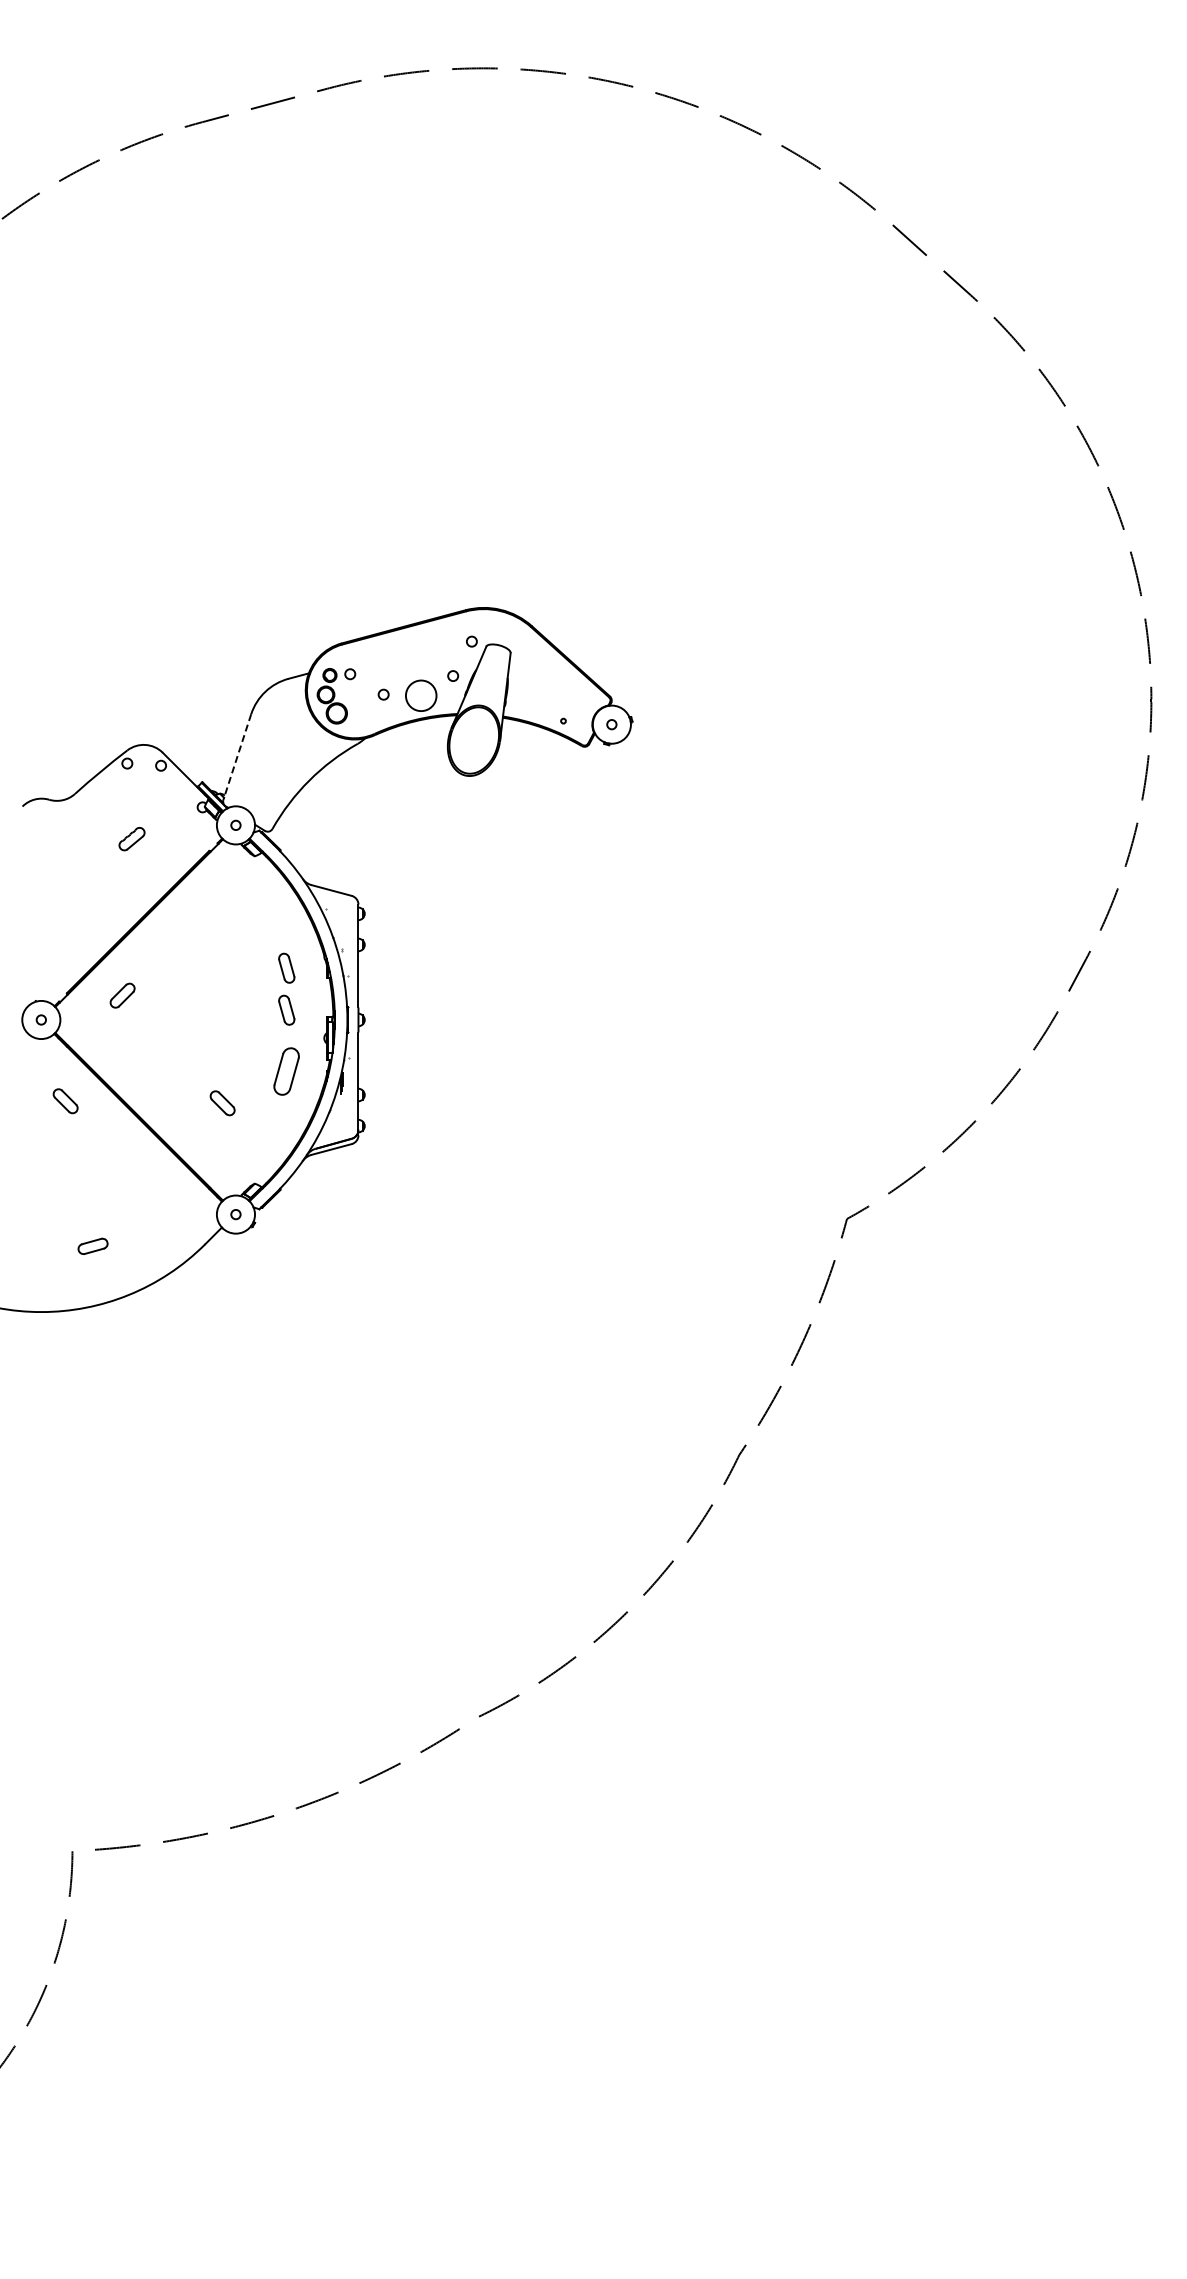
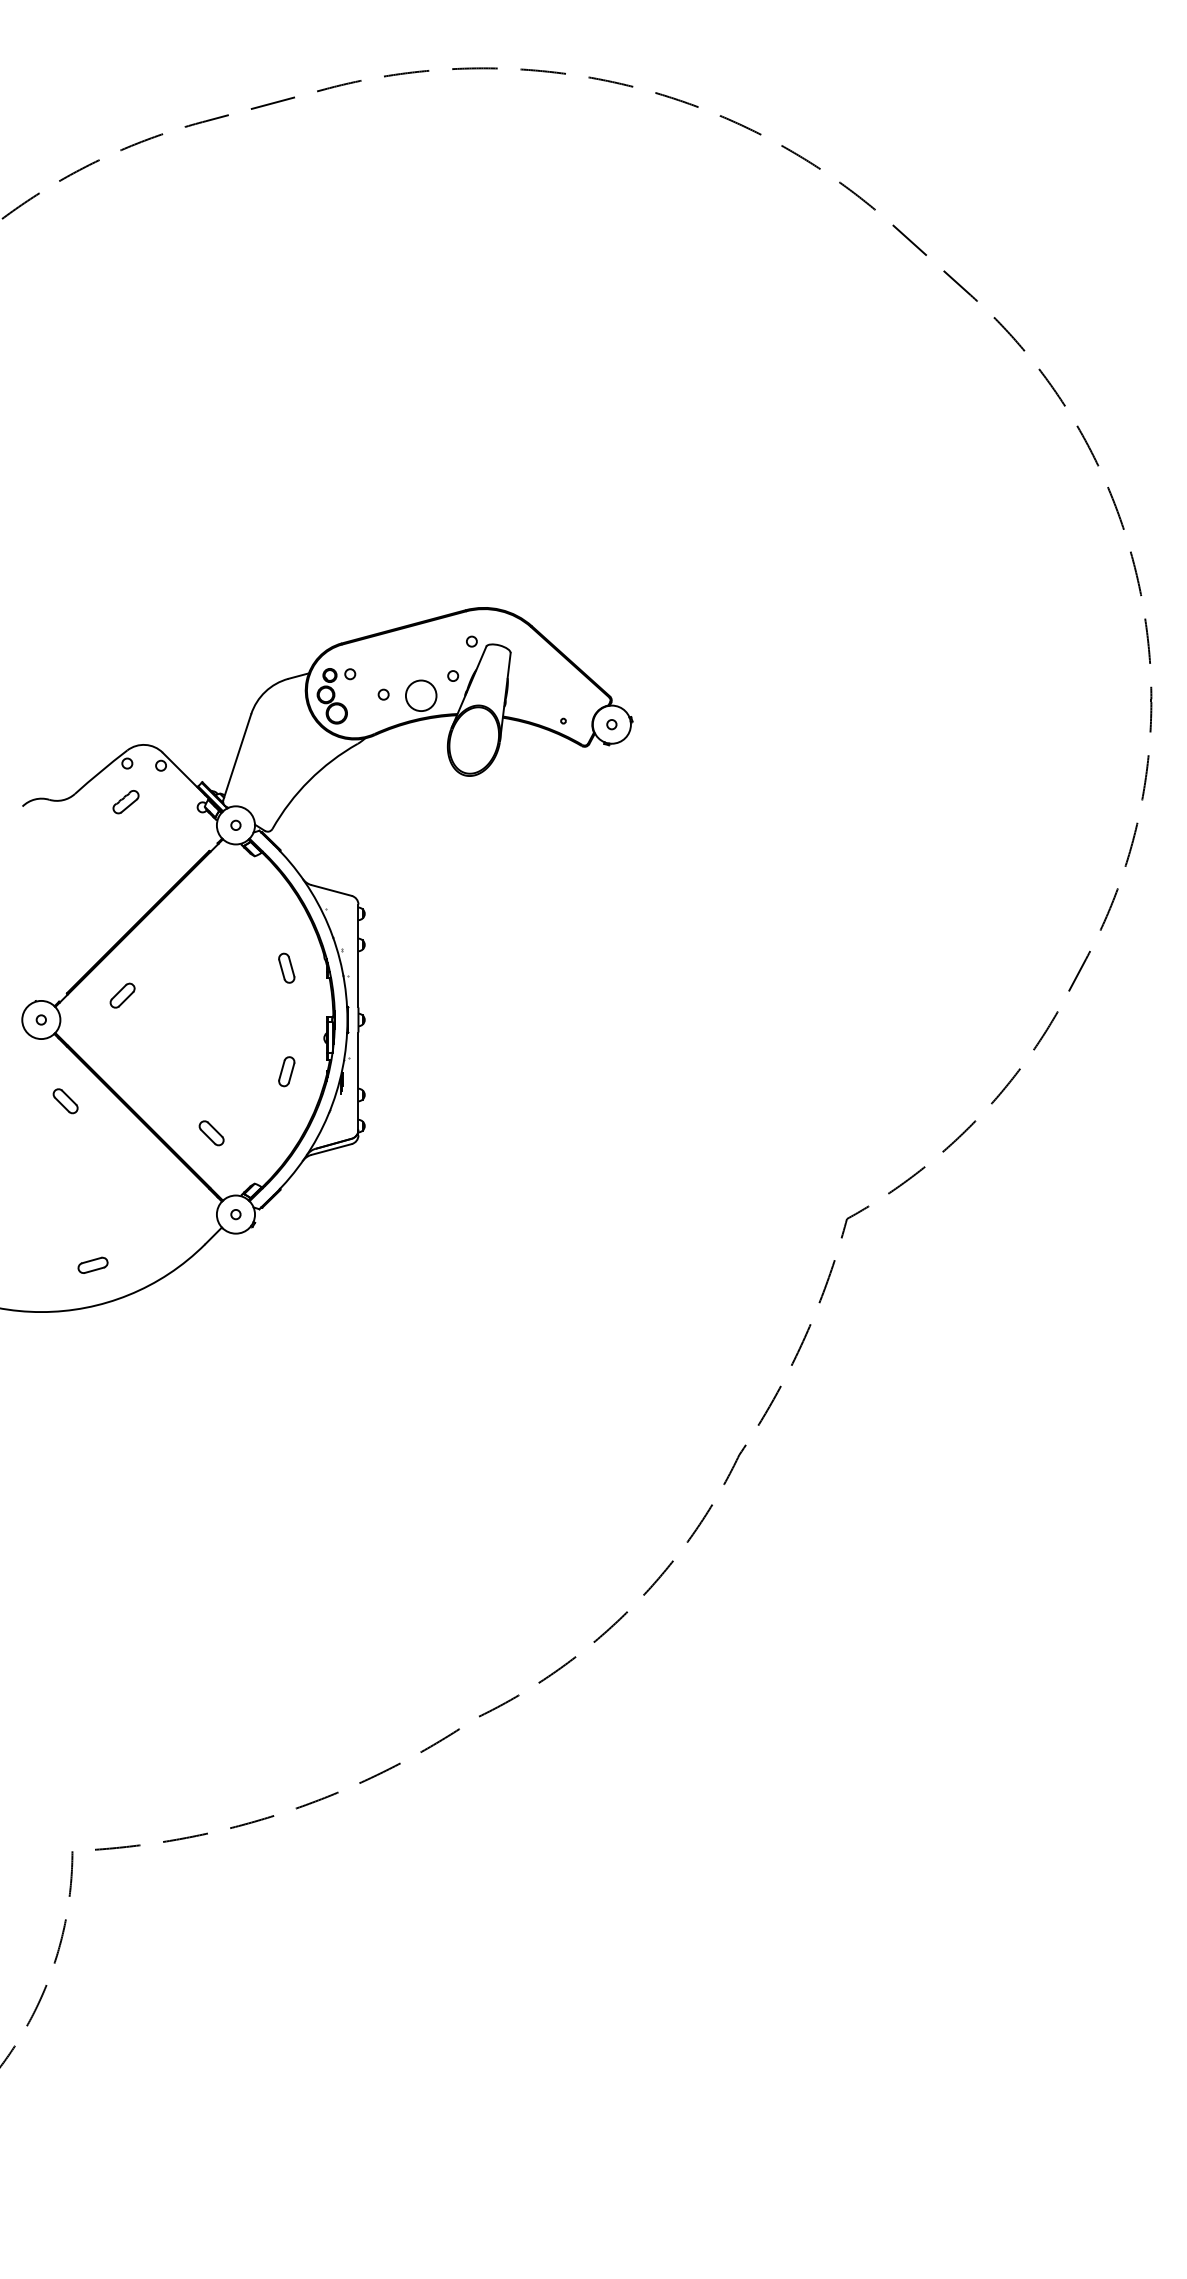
line: dashed -> solid (237, 757)
part position: (131, 839) -> (125, 802) (125, 802)
part: present -> none (286, 1009)
part size: 27x49 px -> 18x32 px (286, 1071)
part position: (222, 1103) -> (211, 1133) (211, 1133)
part position: (92, 1245) -> (92, 1264) (92, 1264)
